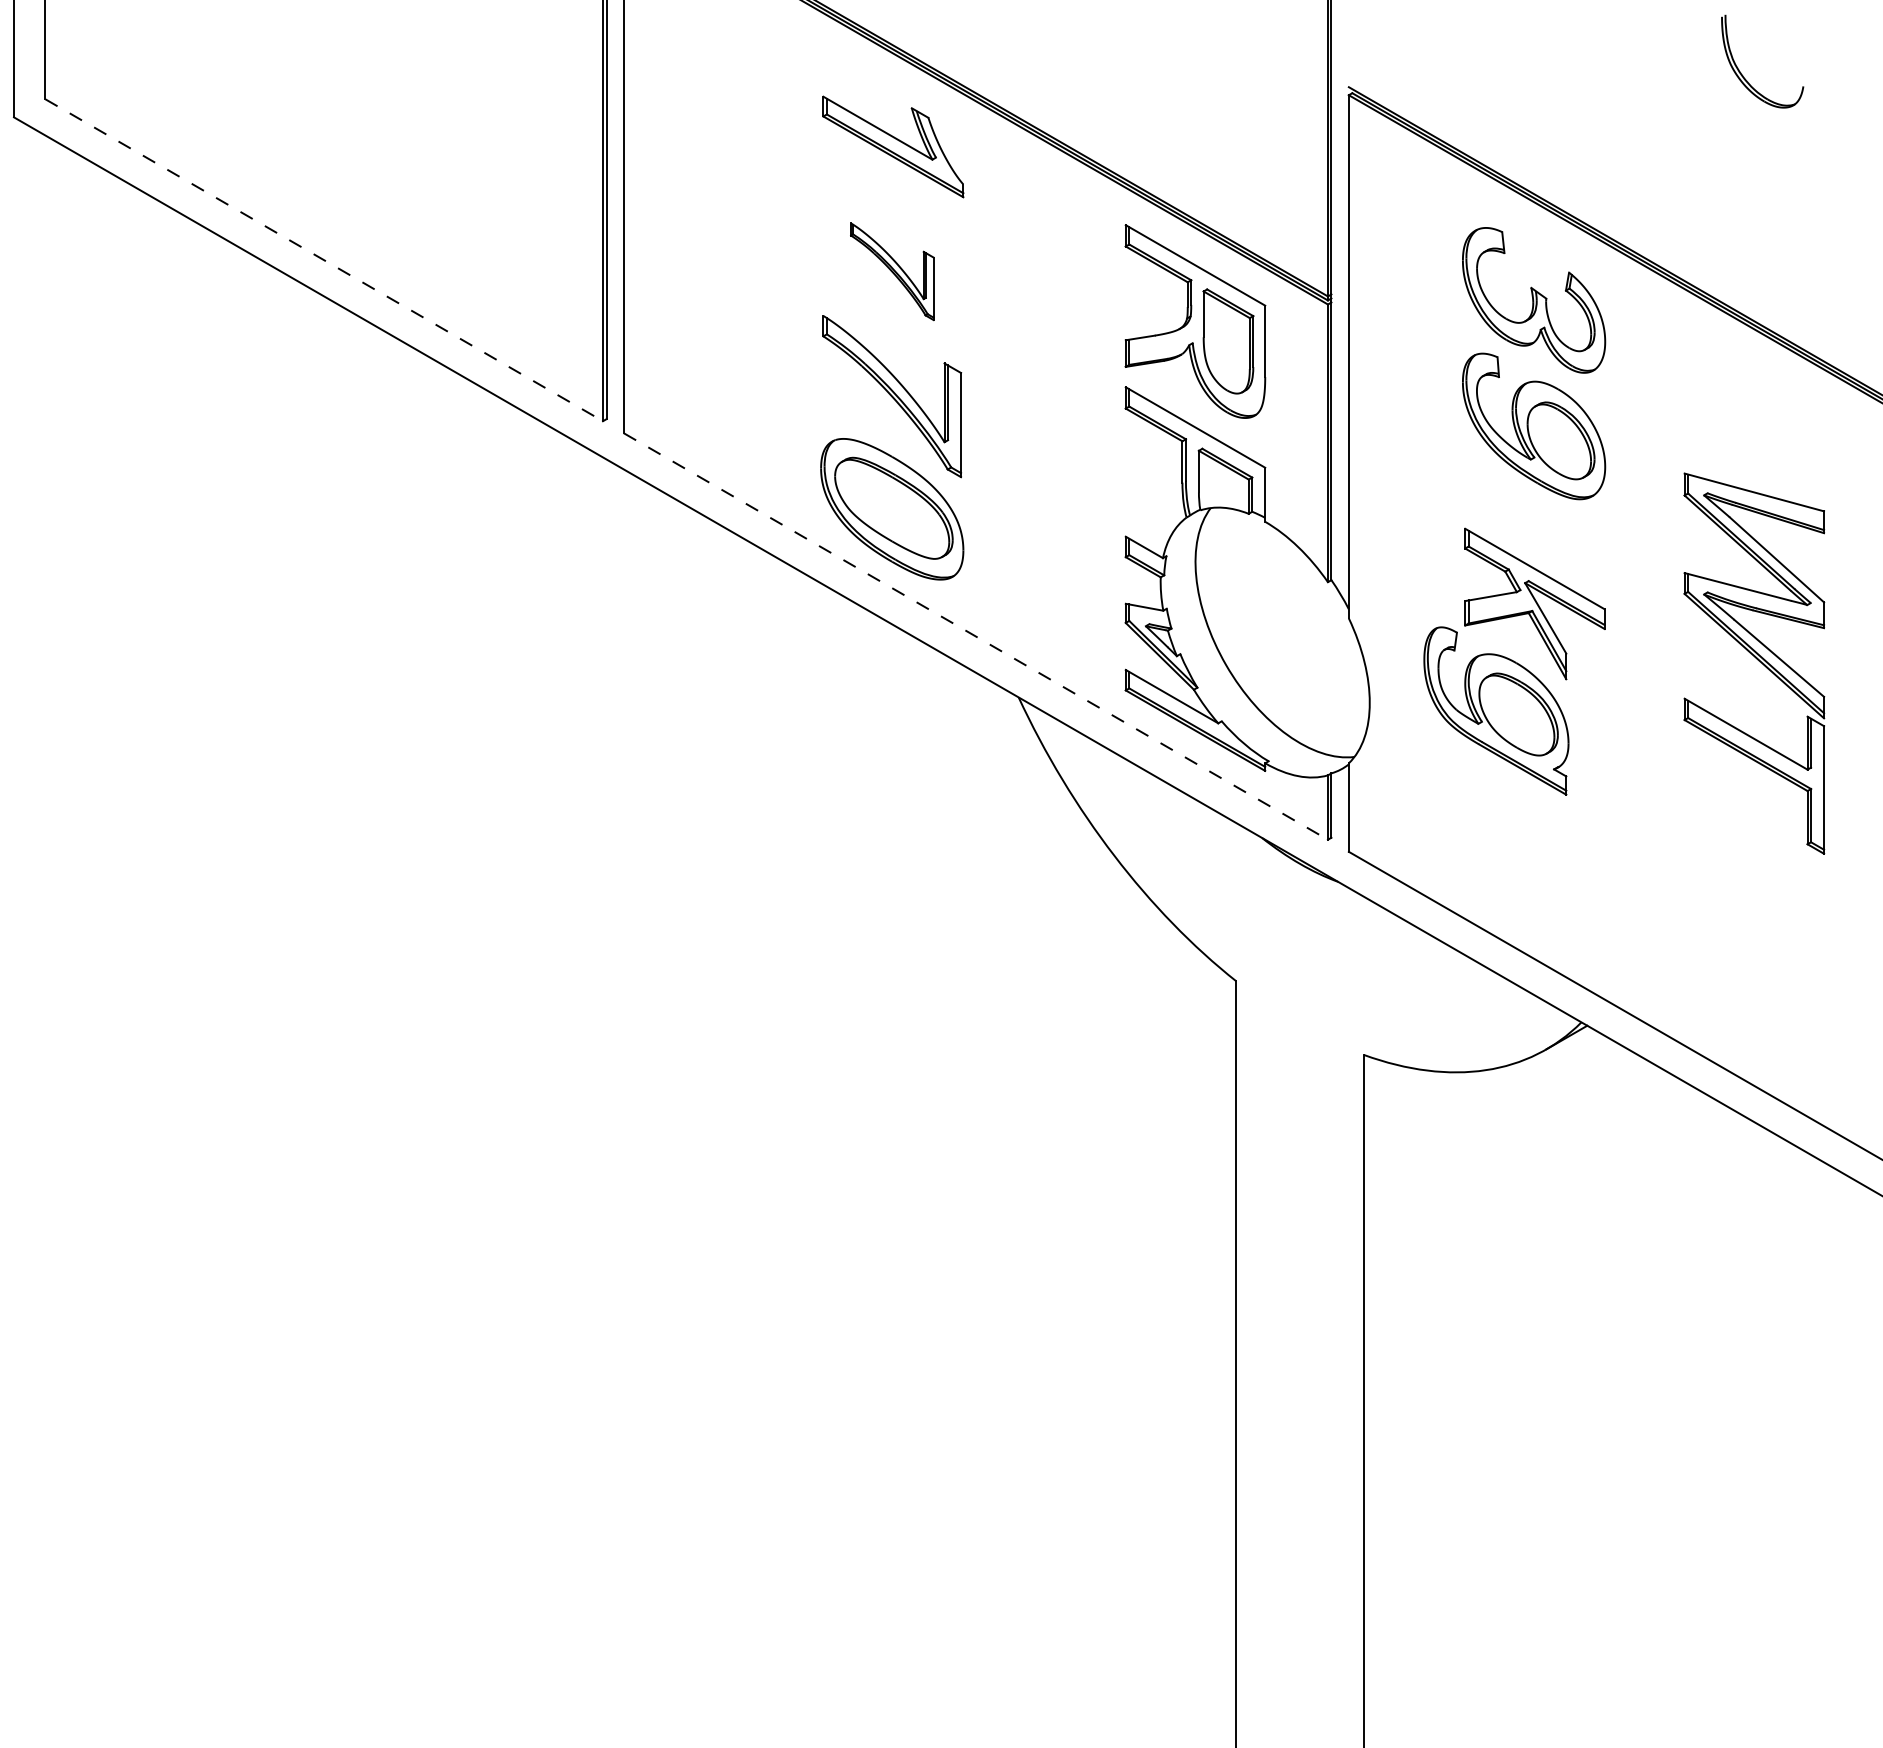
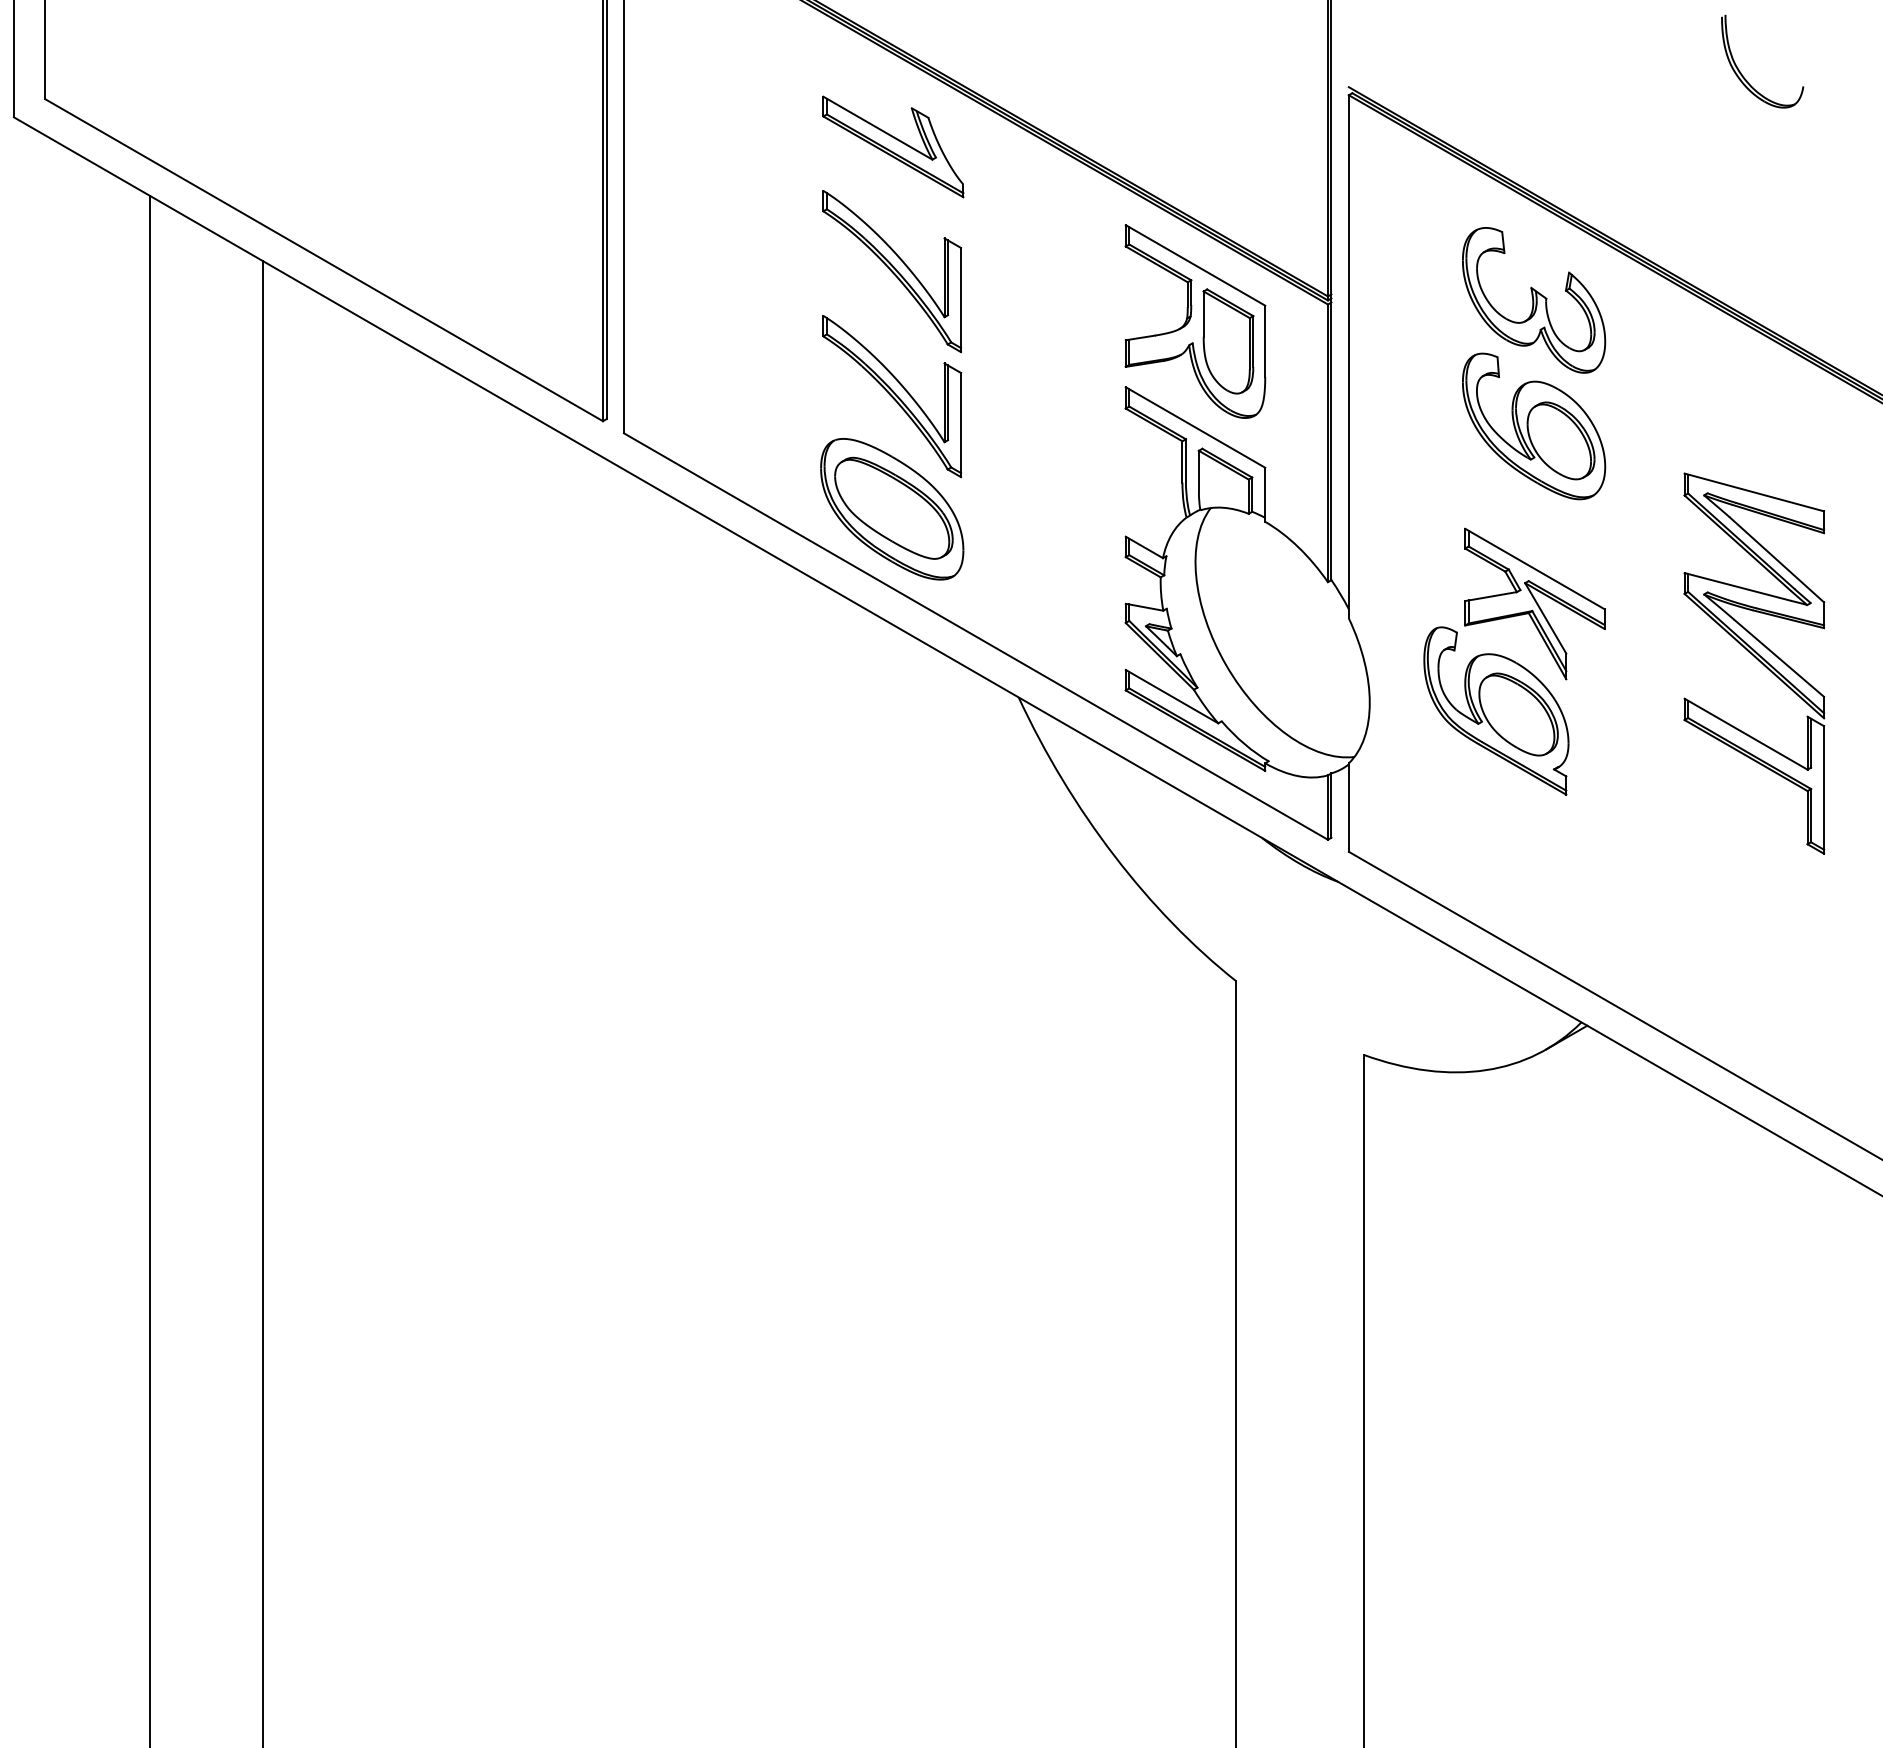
line: dashed -> solid (324, 260)
part size: 85x100 px -> 141x164 px (892, 271)
line: dashed -> solid (976, 636)
line: none -> present (149, 969)
line: none -> present (262, 1002)
